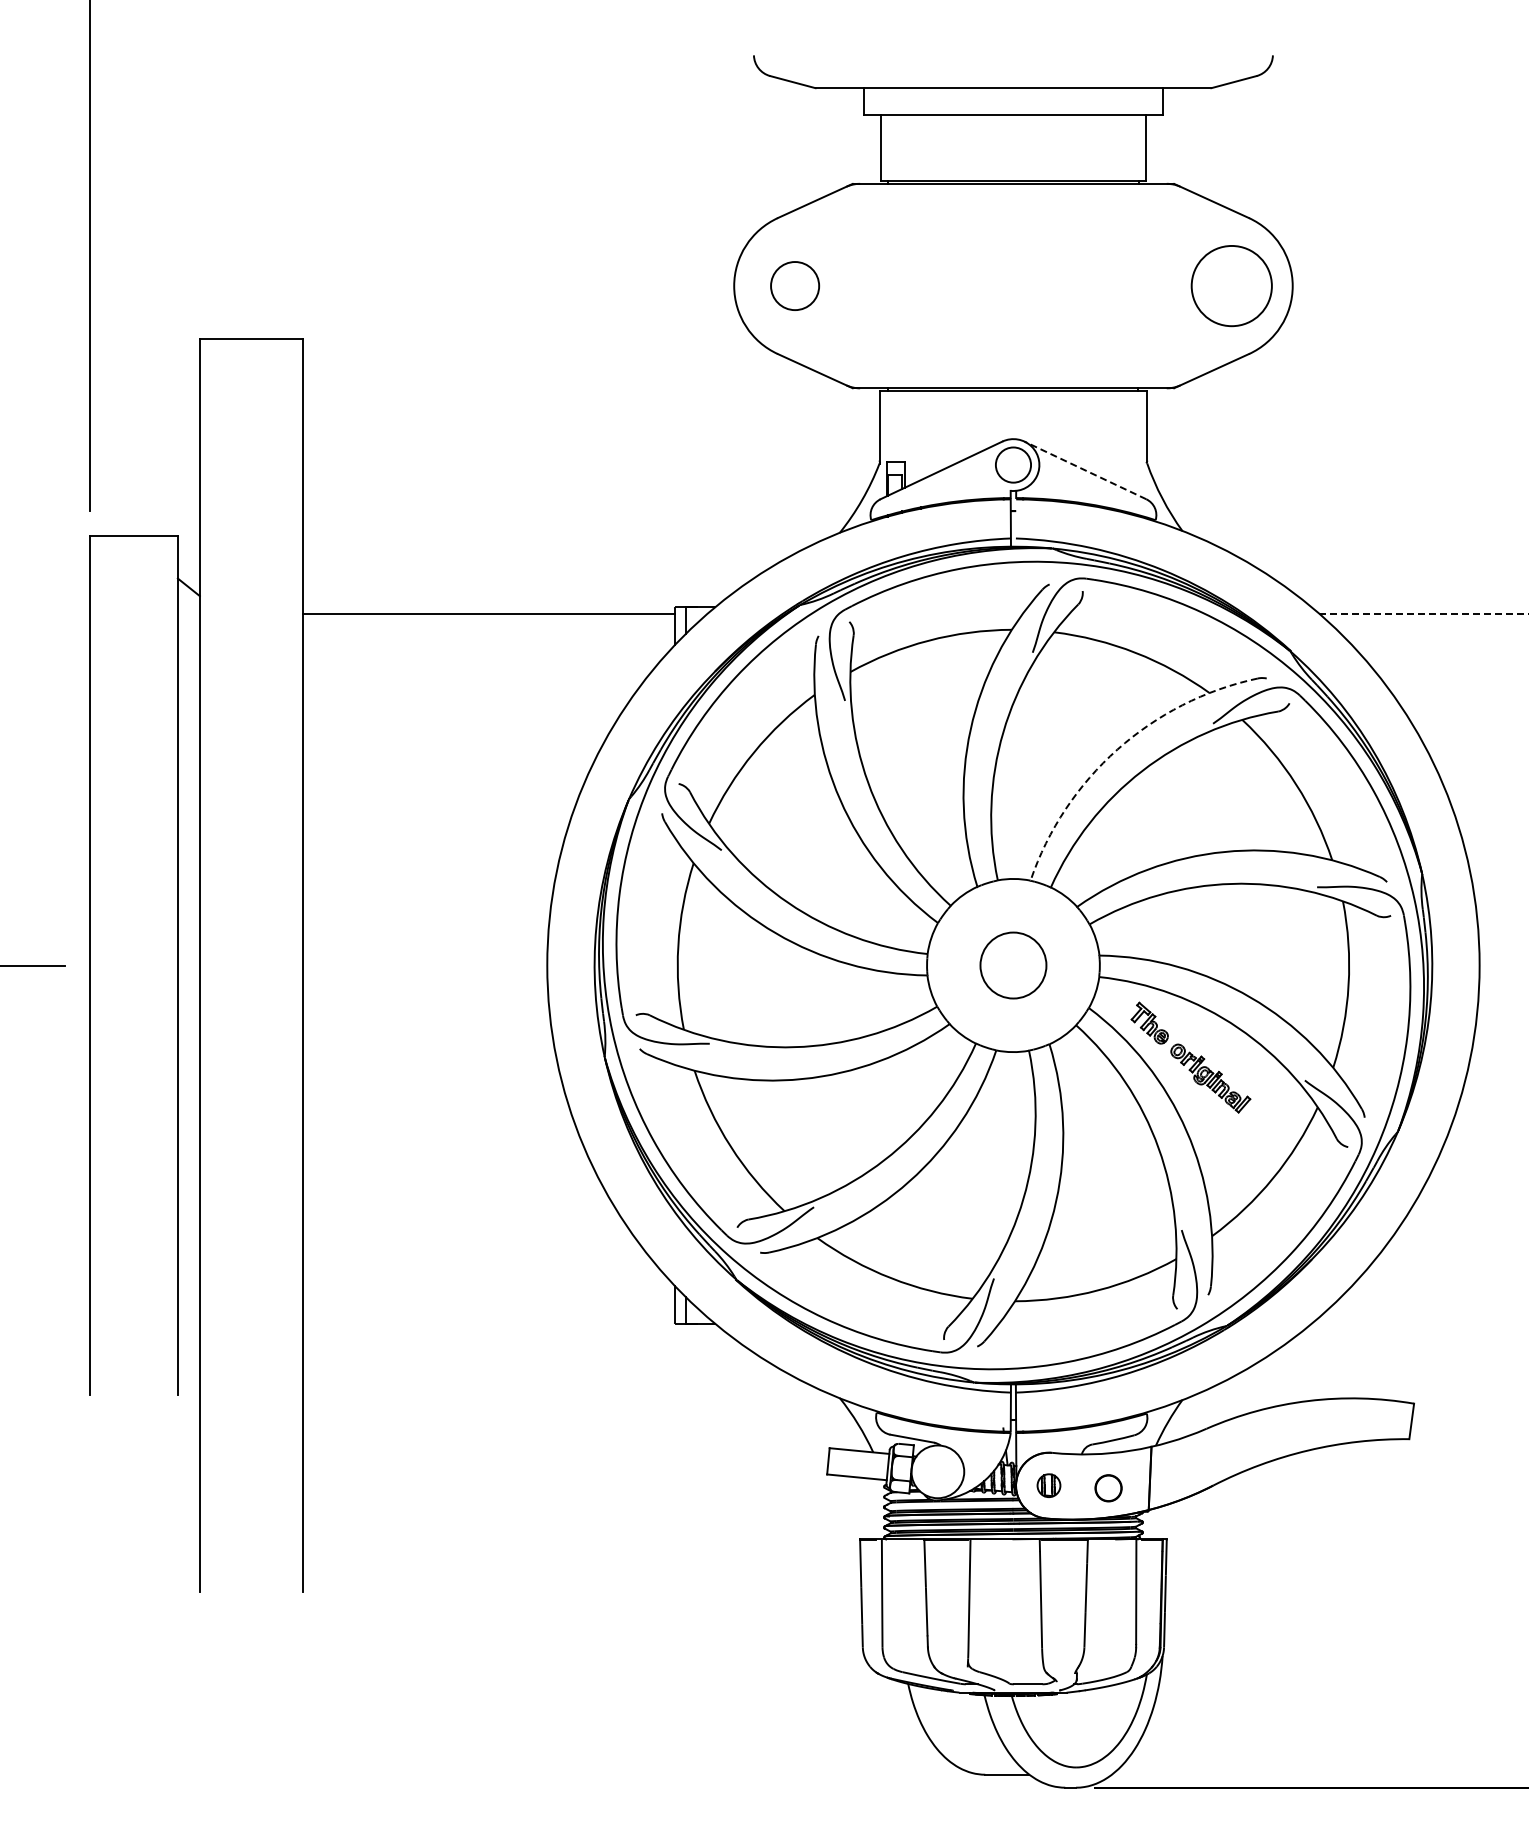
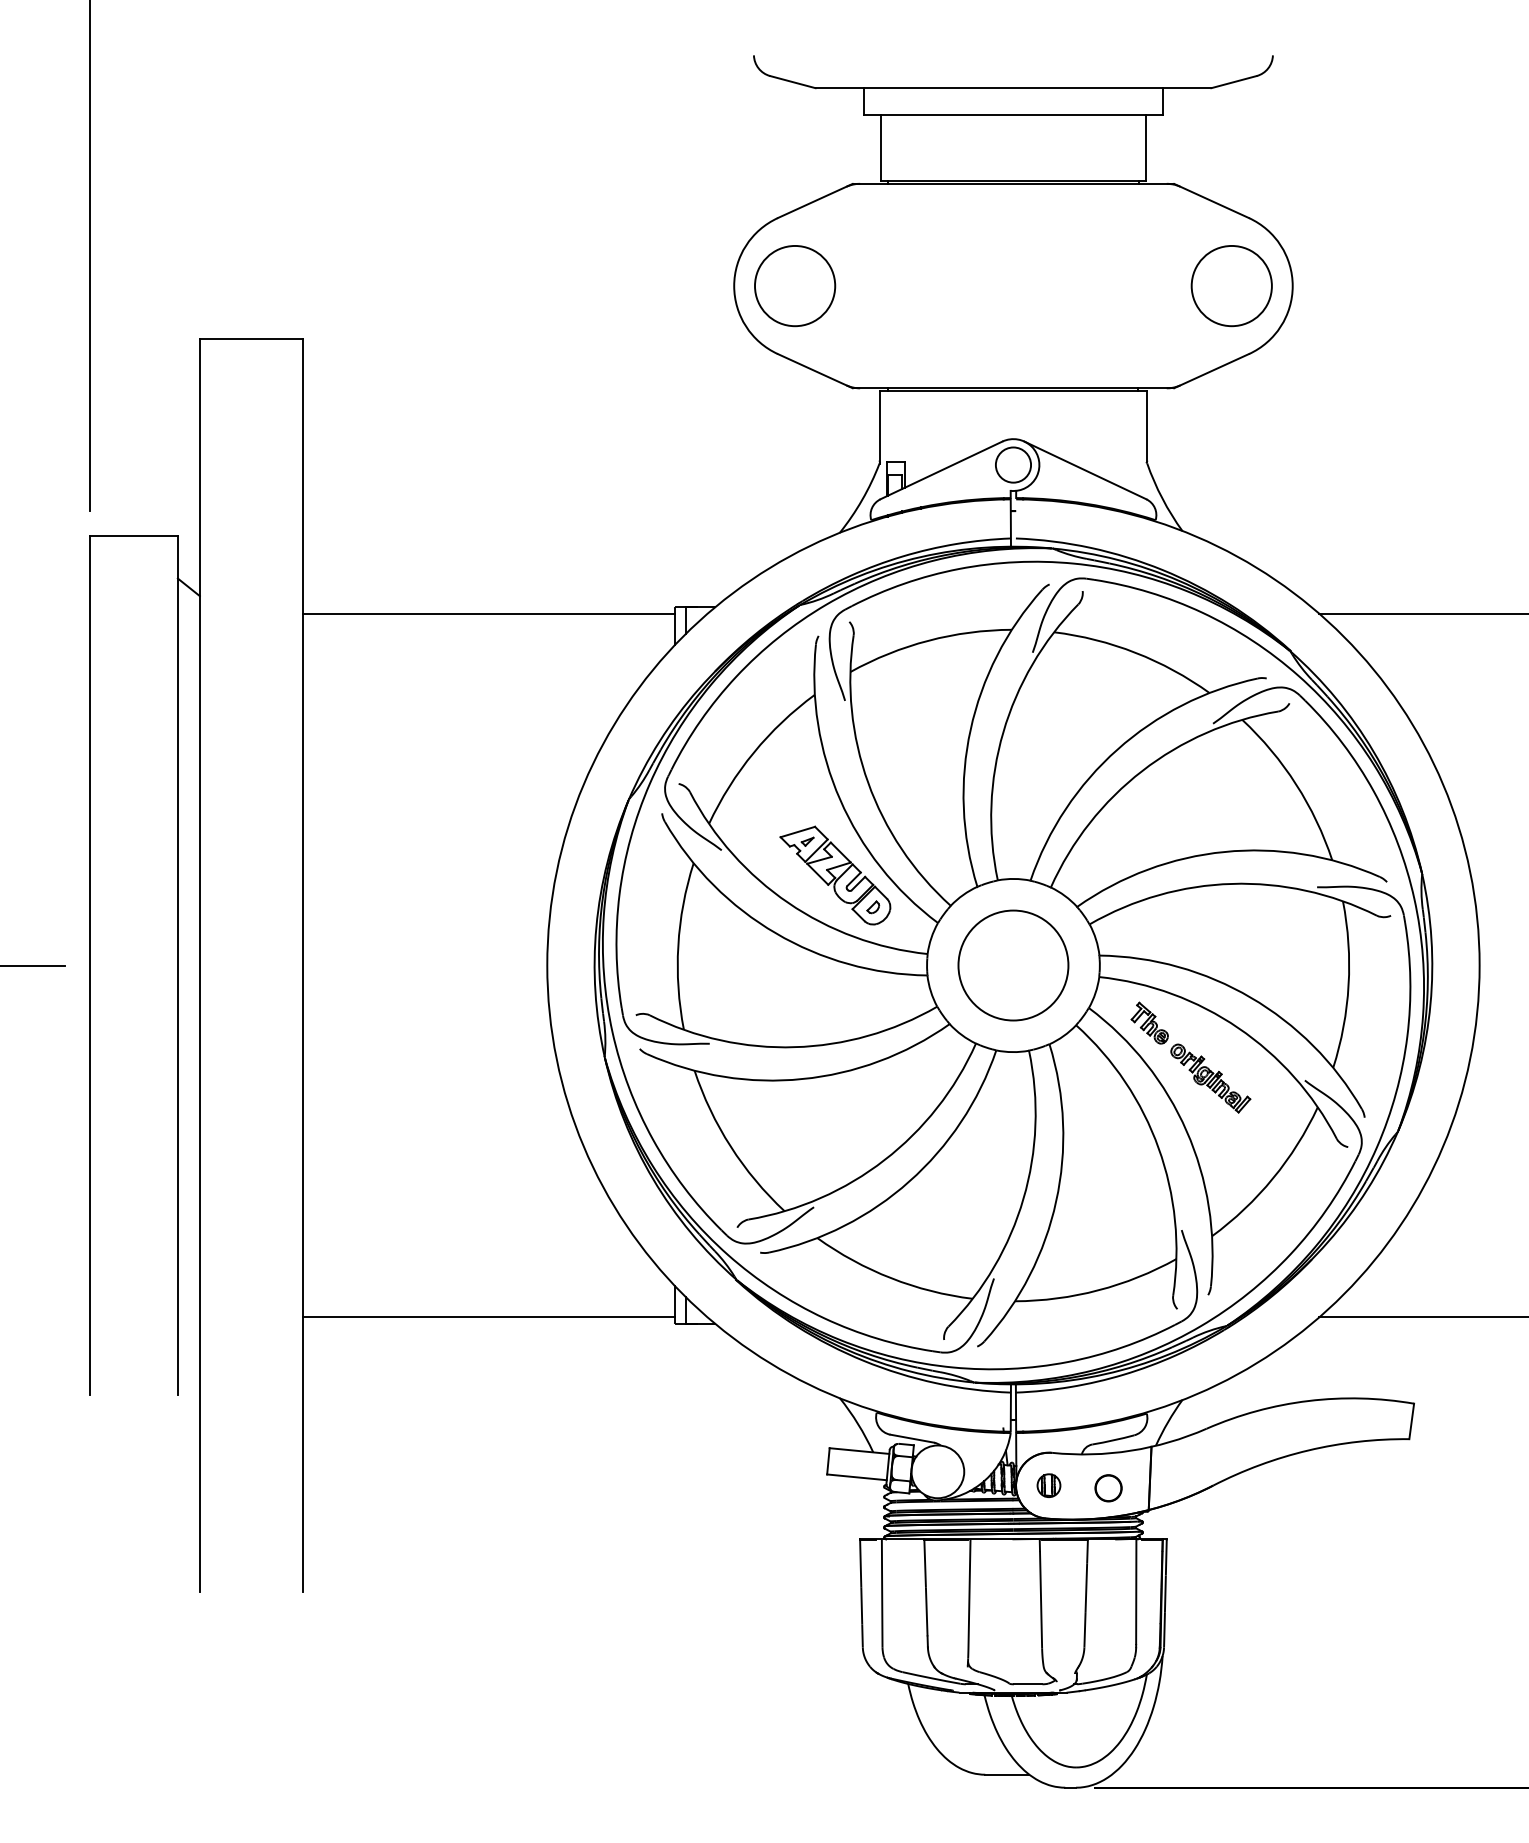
circle diameter: 48 px -> 80 px (795, 285)
line: dashed -> solid (1084, 470)
line: dashed -> solid (1423, 613)
arc: dashed -> solid (1117, 749)
part: none -> present (835, 875)
circle diameter: 66 px -> 110 px (1013, 965)
line: none -> present (488, 1317)
line: none -> present (1422, 1317)
